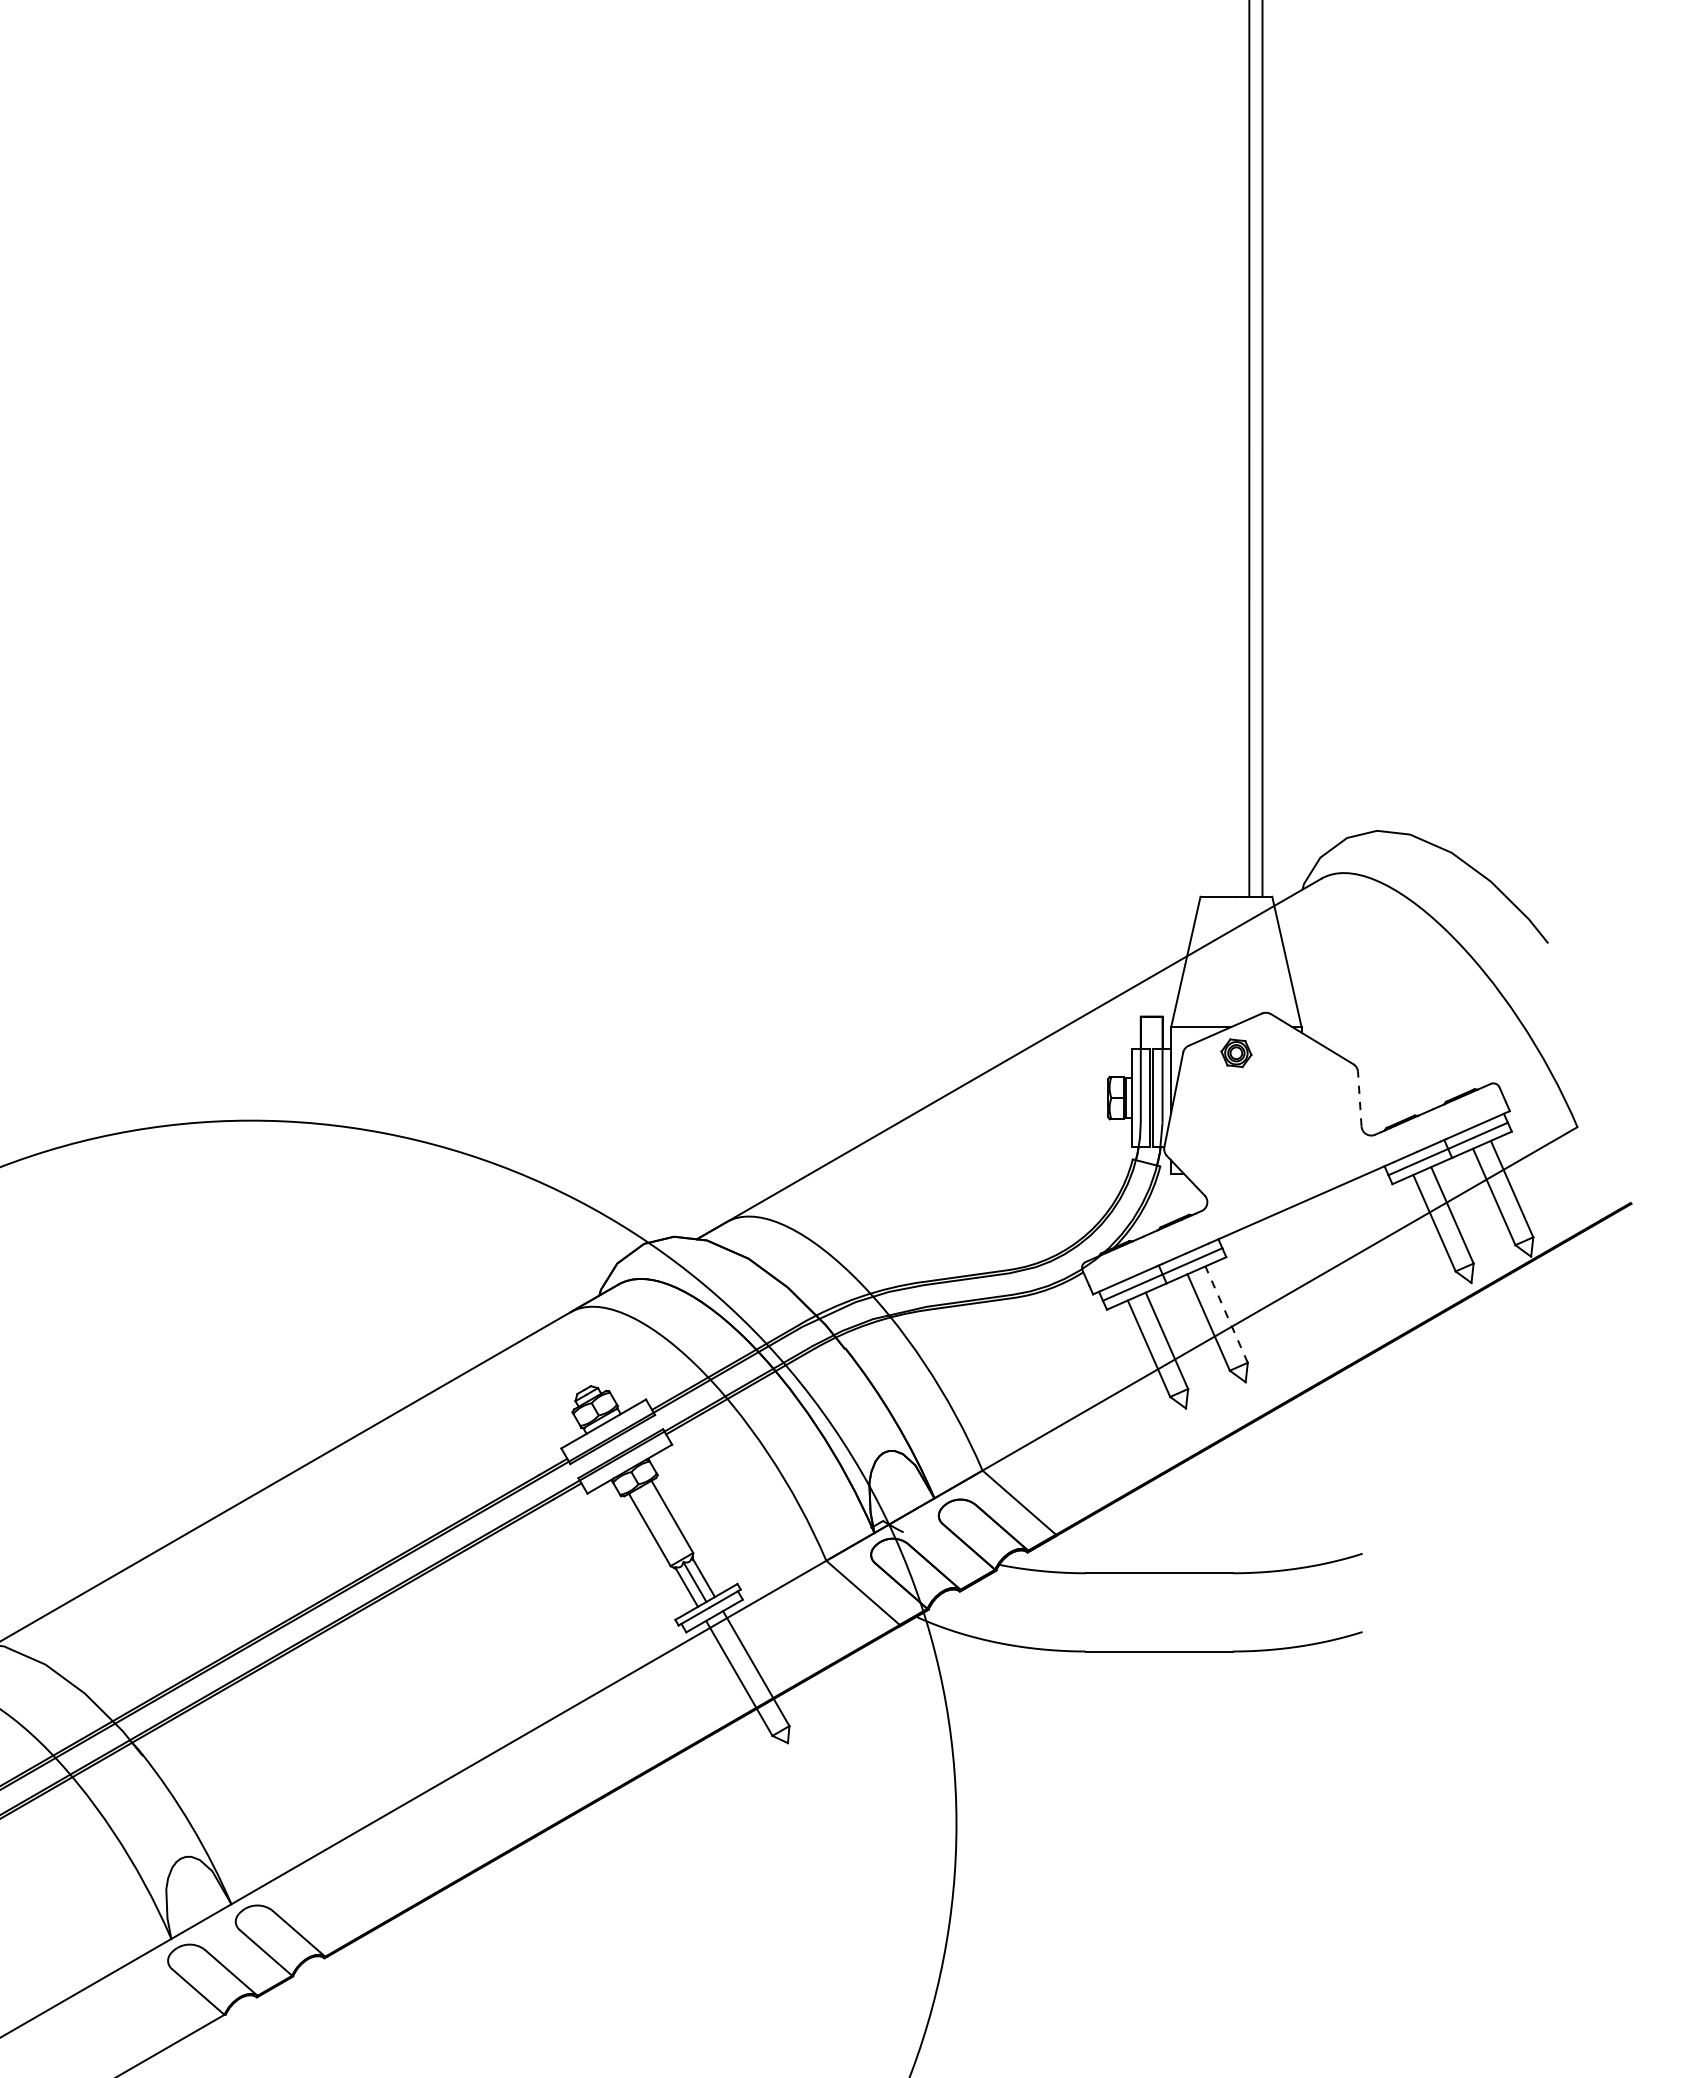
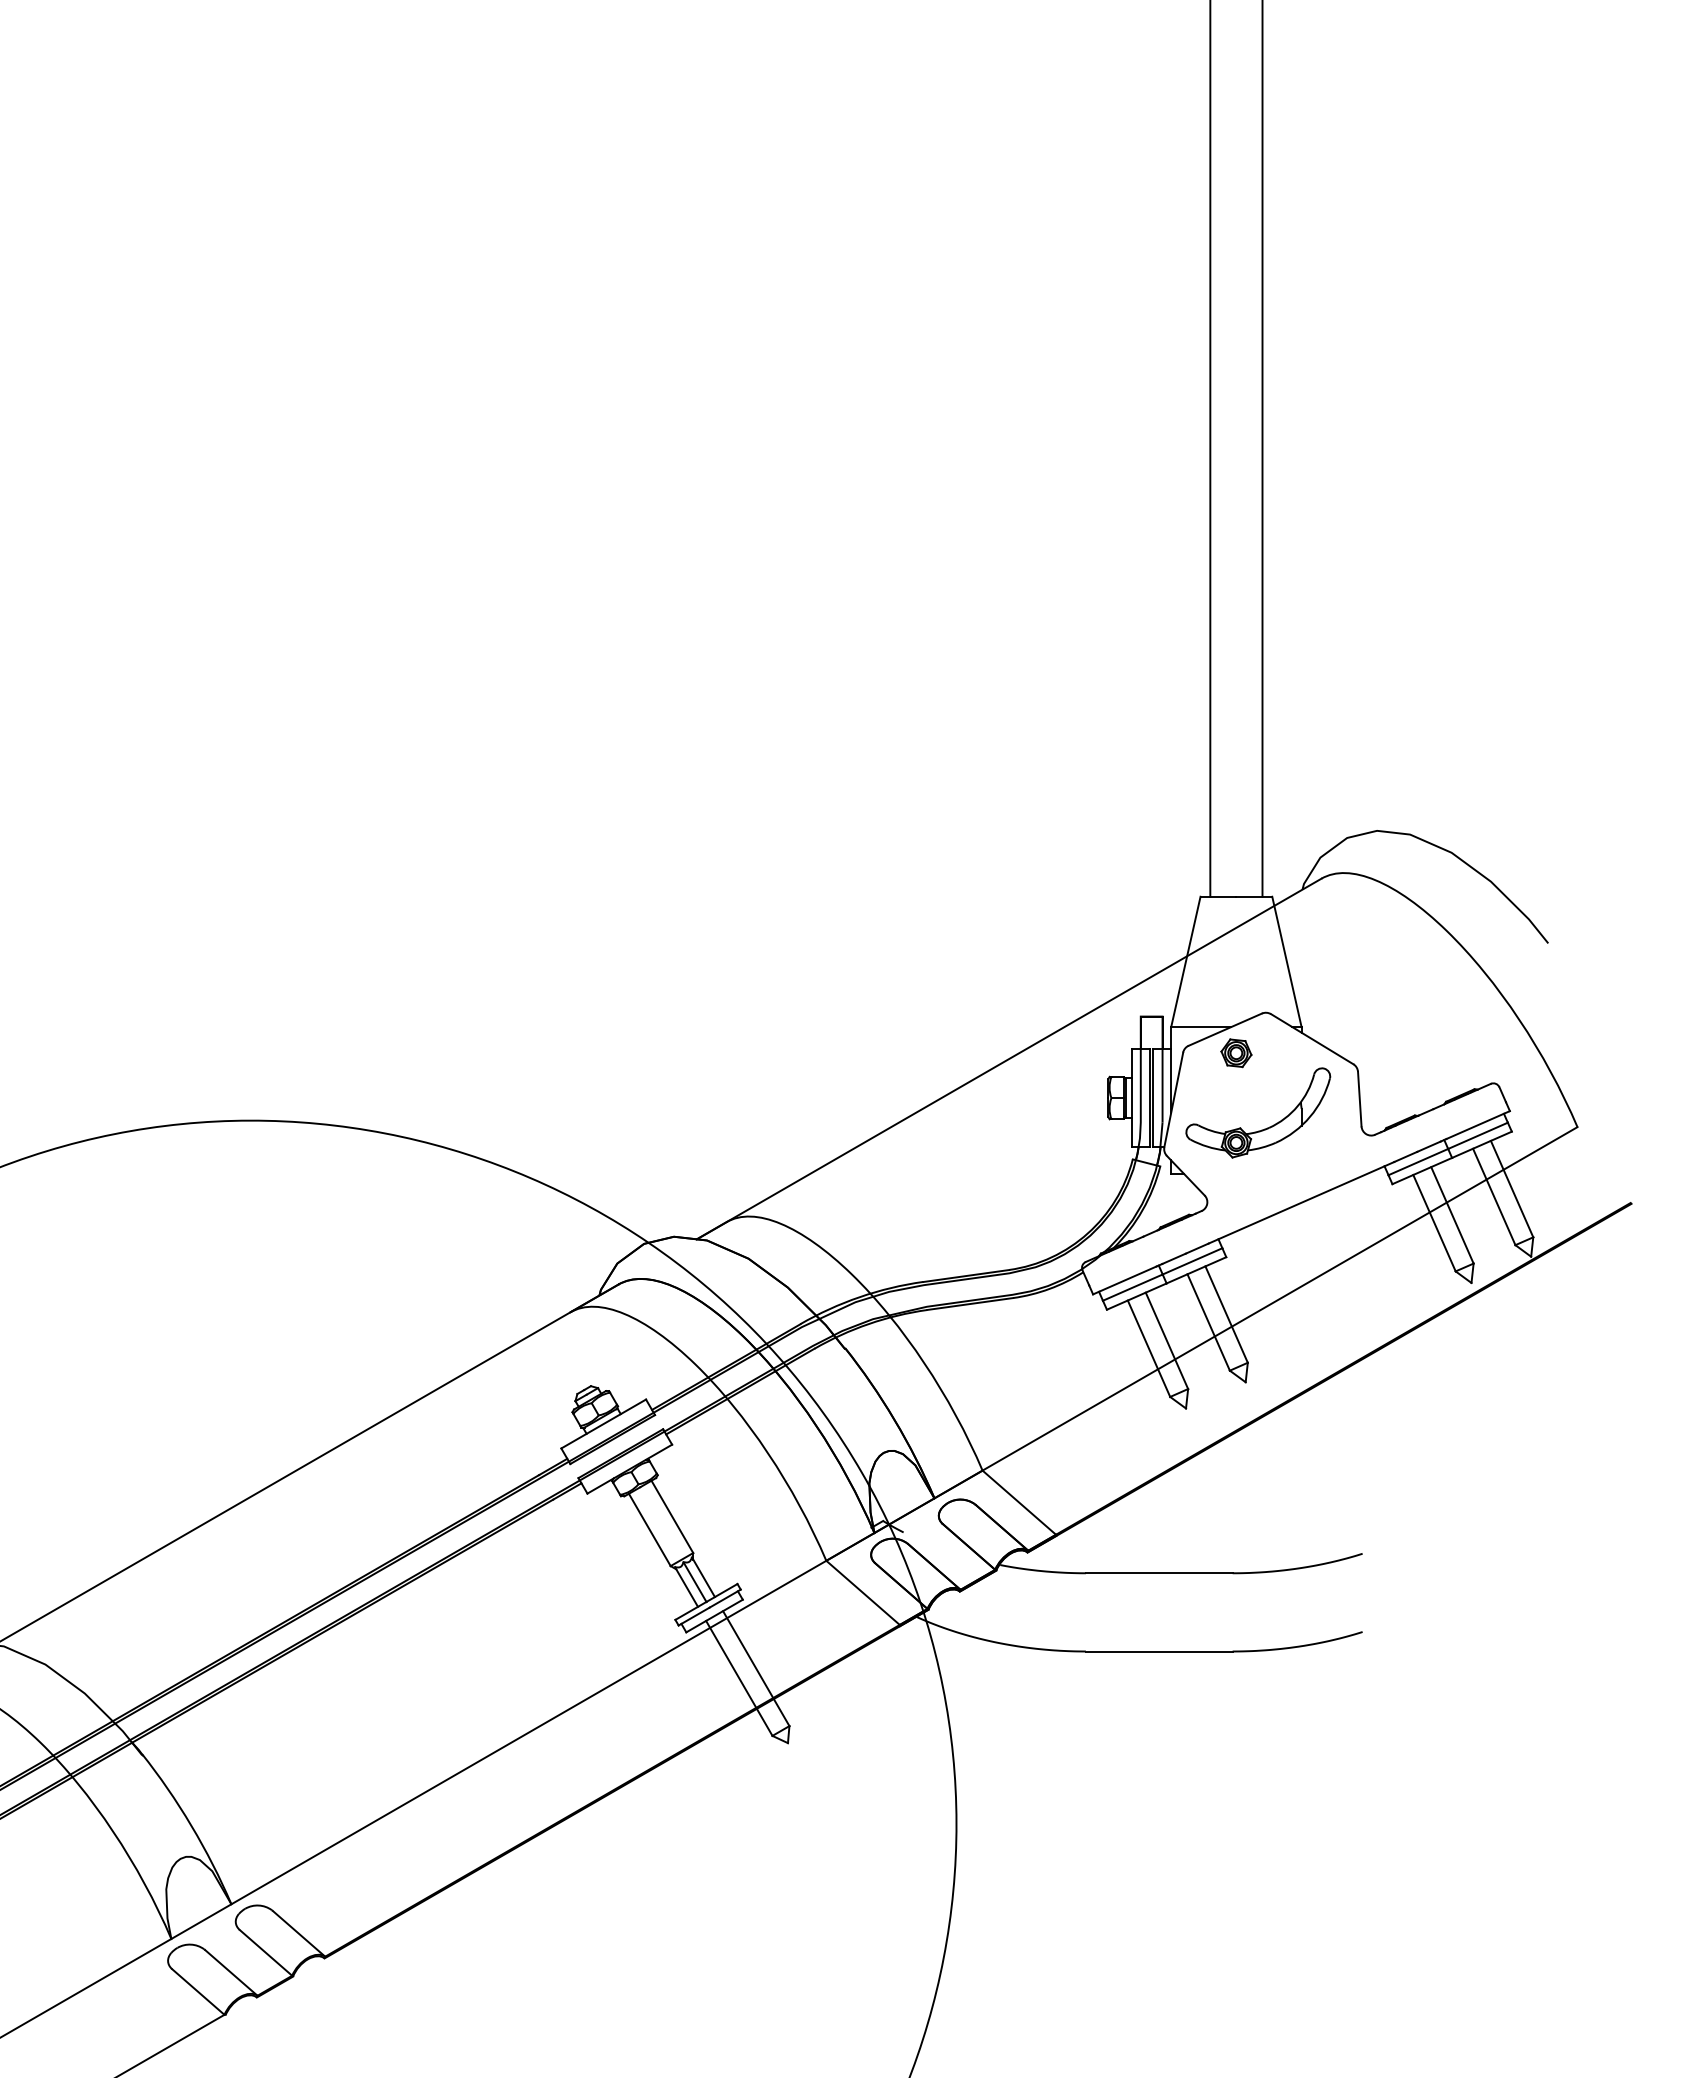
line position: (1249, 449) -> (1210, 449) (1210, 449)
line: dashed -> solid (1359, 1098)
part: none -> present (1264, 1128)
line: dashed -> solid (1226, 1314)
